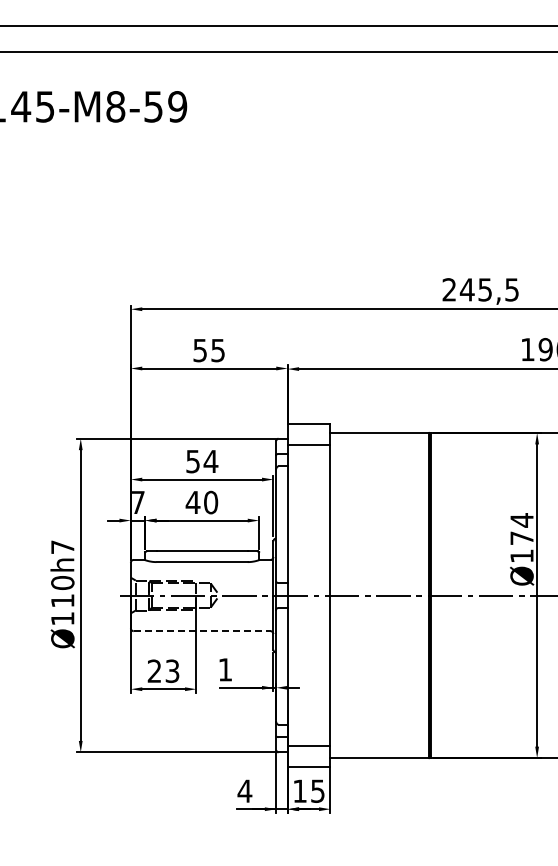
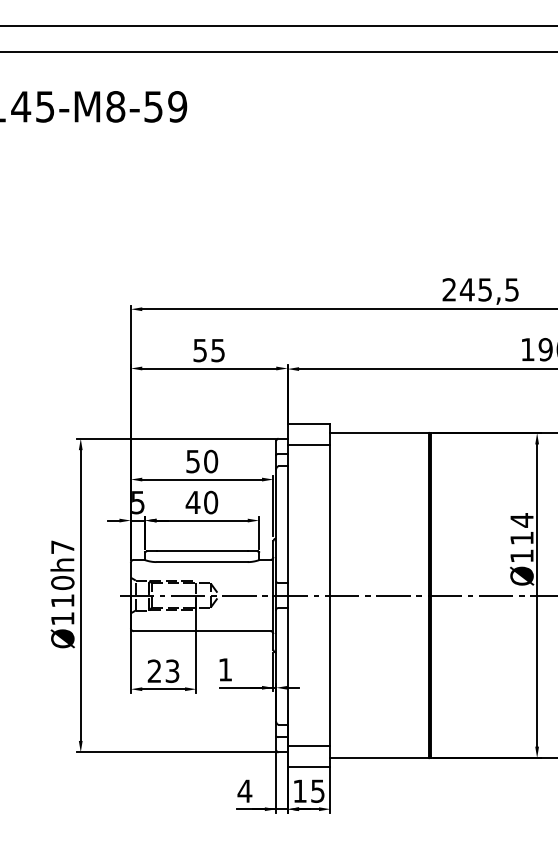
text: 54 -> 50 (210, 461)
text: 7 -> 5 (138, 502)
text: Ø174 -> Ø114 (521, 537)
line: dashed -> solid (202, 631)
